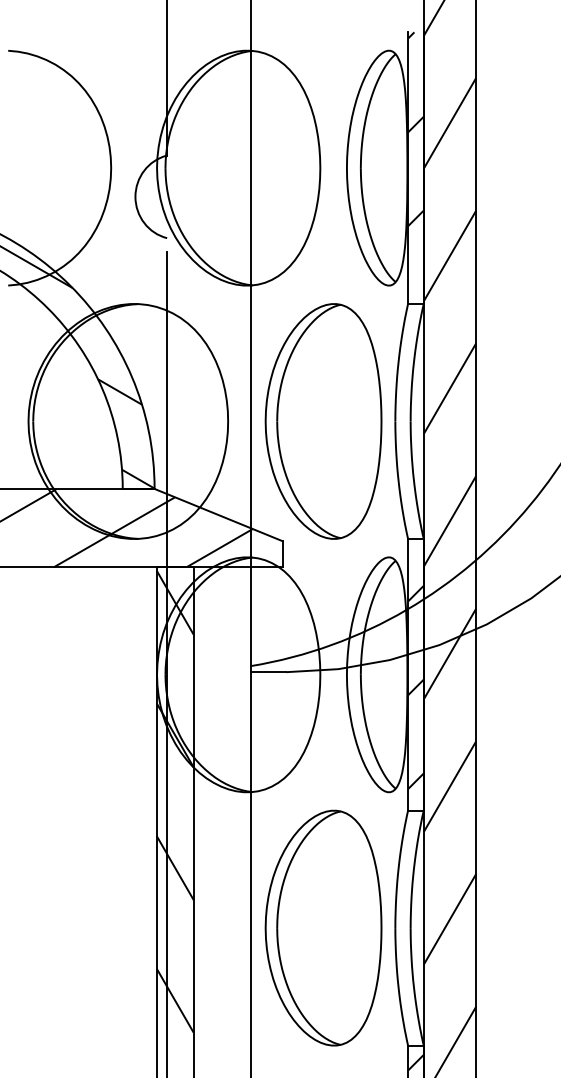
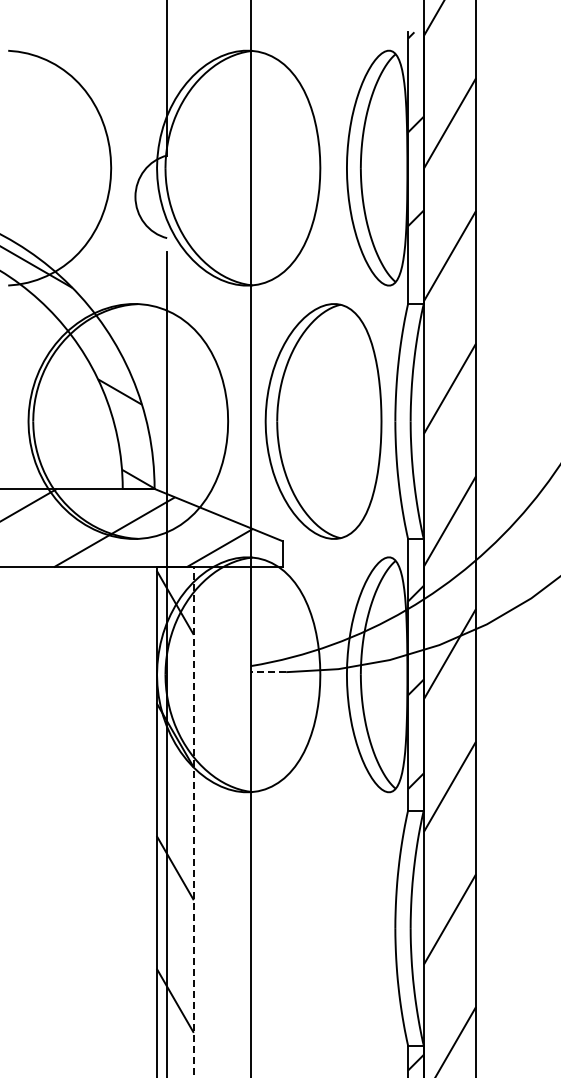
line: solid -> dashed (268, 672)
line: solid -> dashed (193, 822)
part: present -> none (323, 927)
